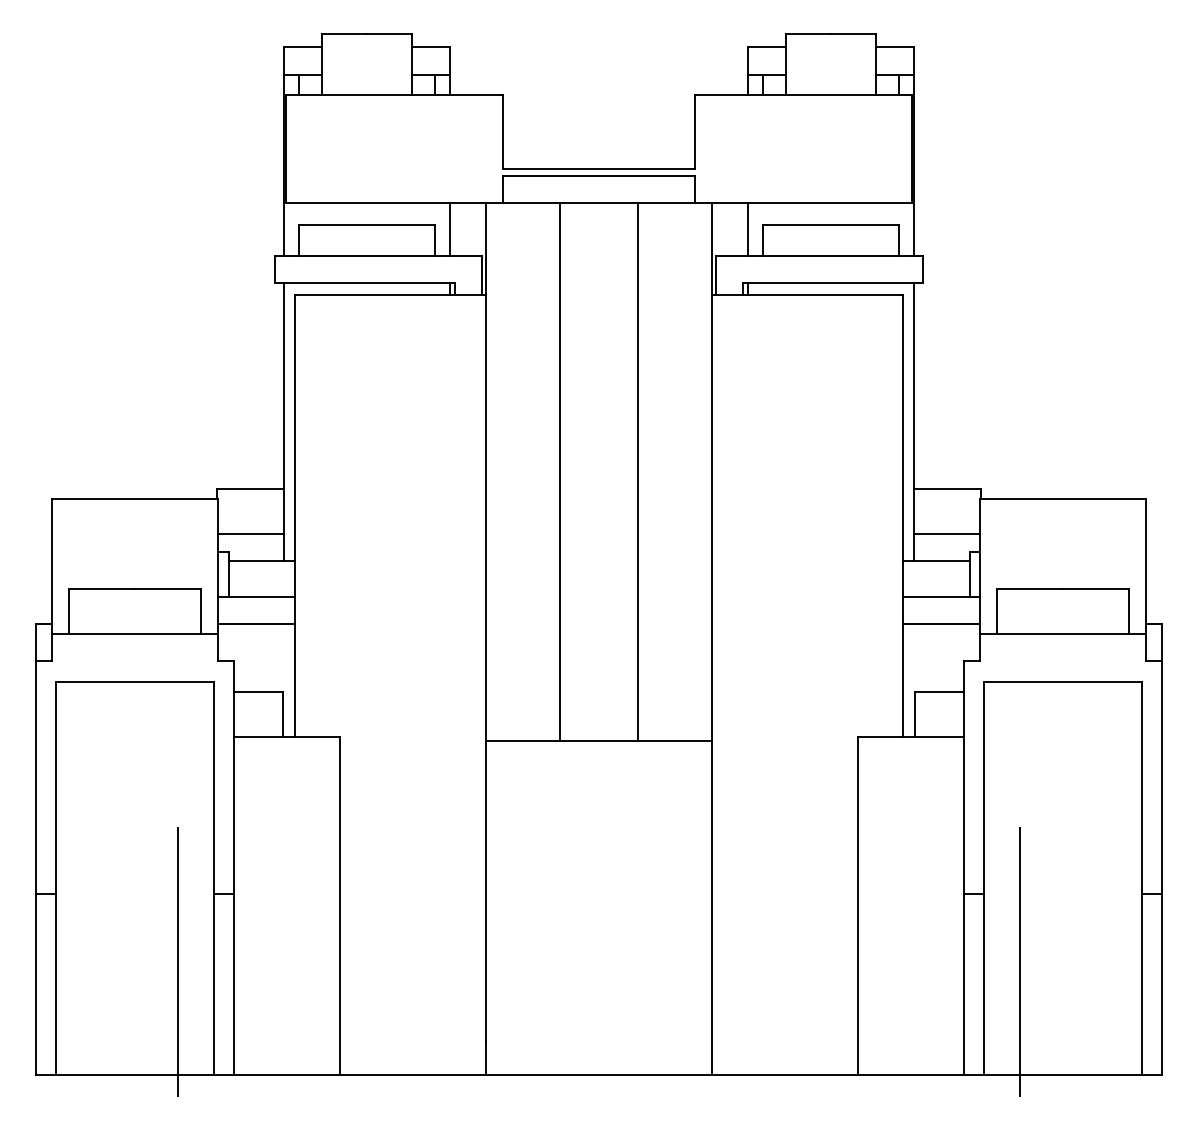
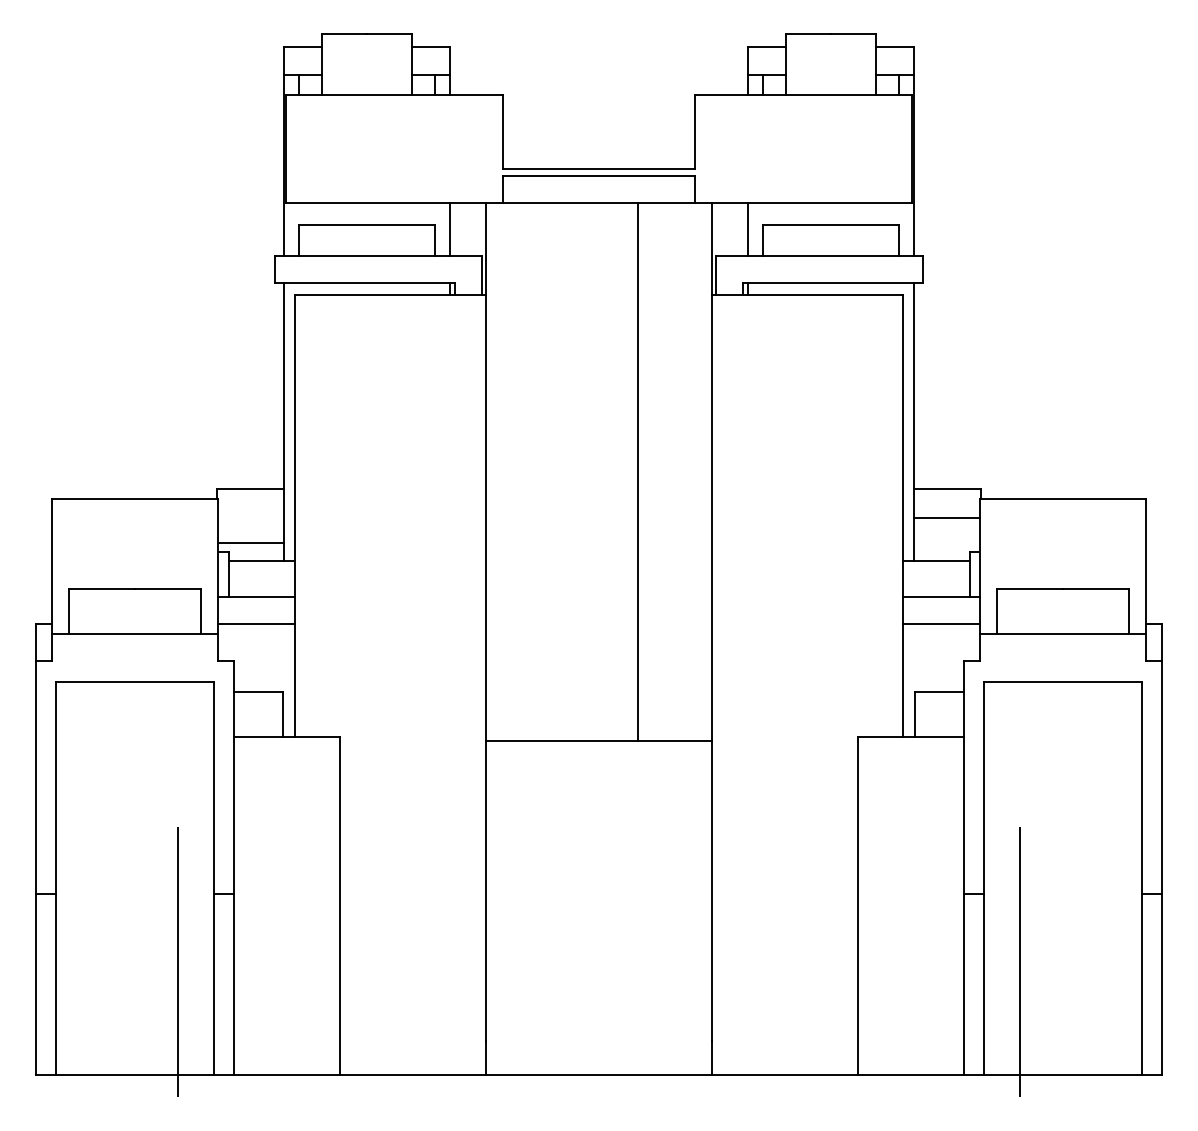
line: present -> none (559, 471)
line position: (250, 533) -> (250, 542) (250, 542)
line position: (946, 533) -> (946, 517) (946, 517)
